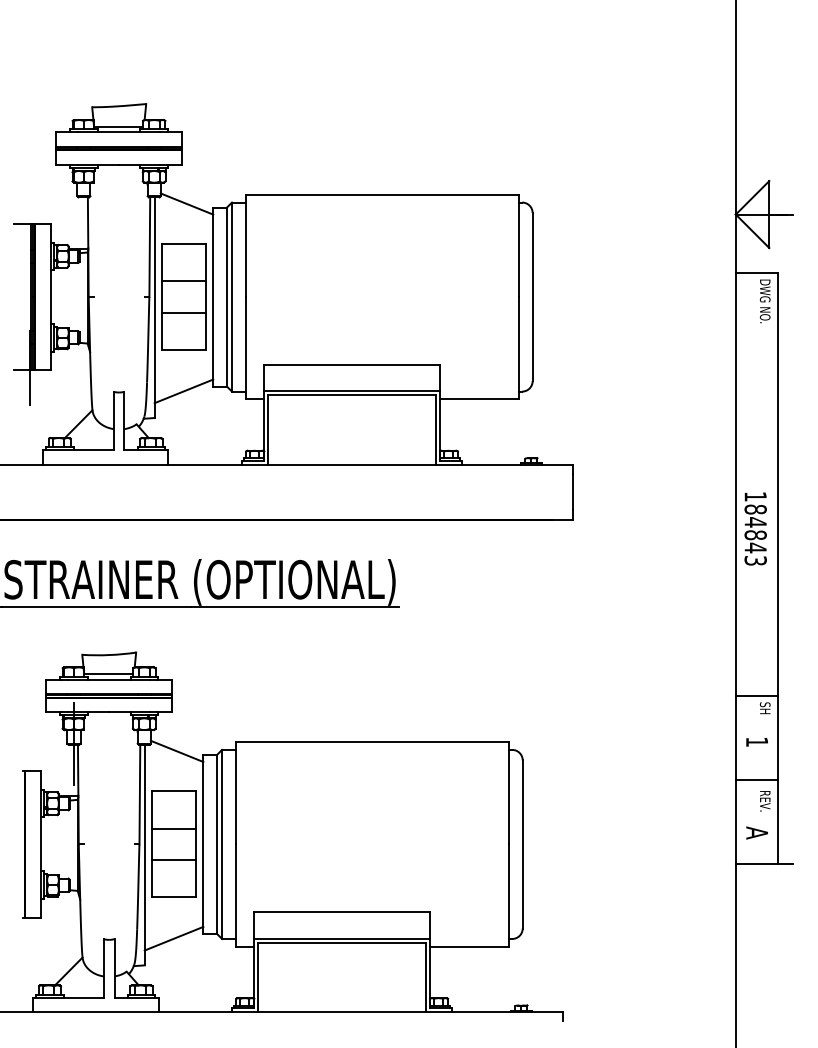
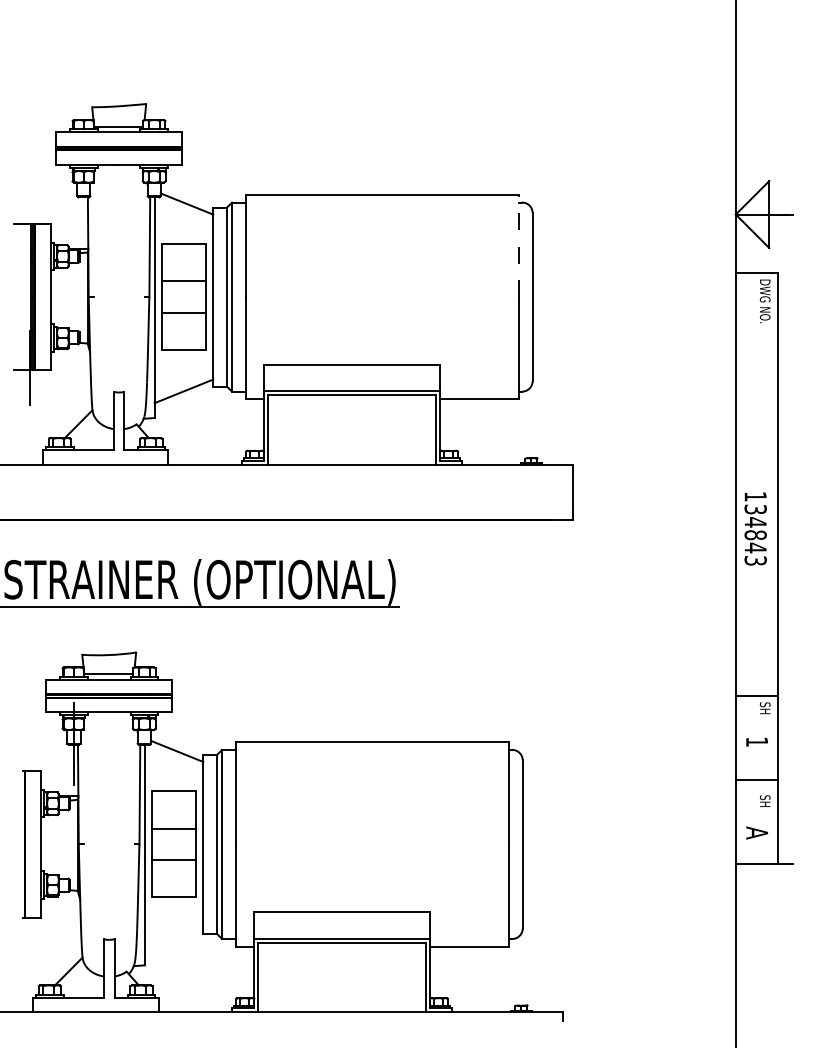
line: solid -> dashed (519, 245)
text: 184843 -> 134843 (755, 509)
text: REV. -> SH (764, 801)
line: present -> none (173, 938)
